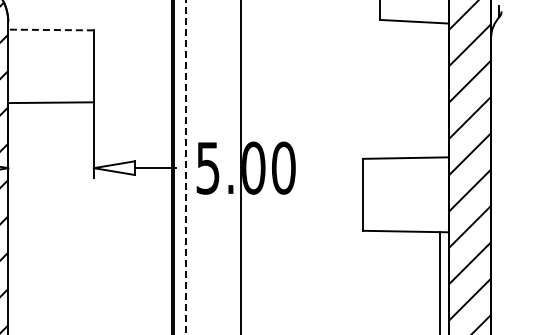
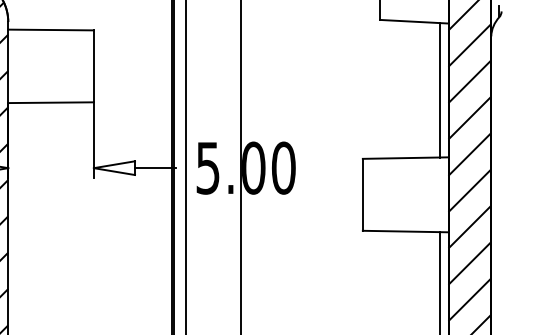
line: dashed -> solid (51, 30)
line: none -> present (440, 90)
line: dashed -> solid (186, 167)
